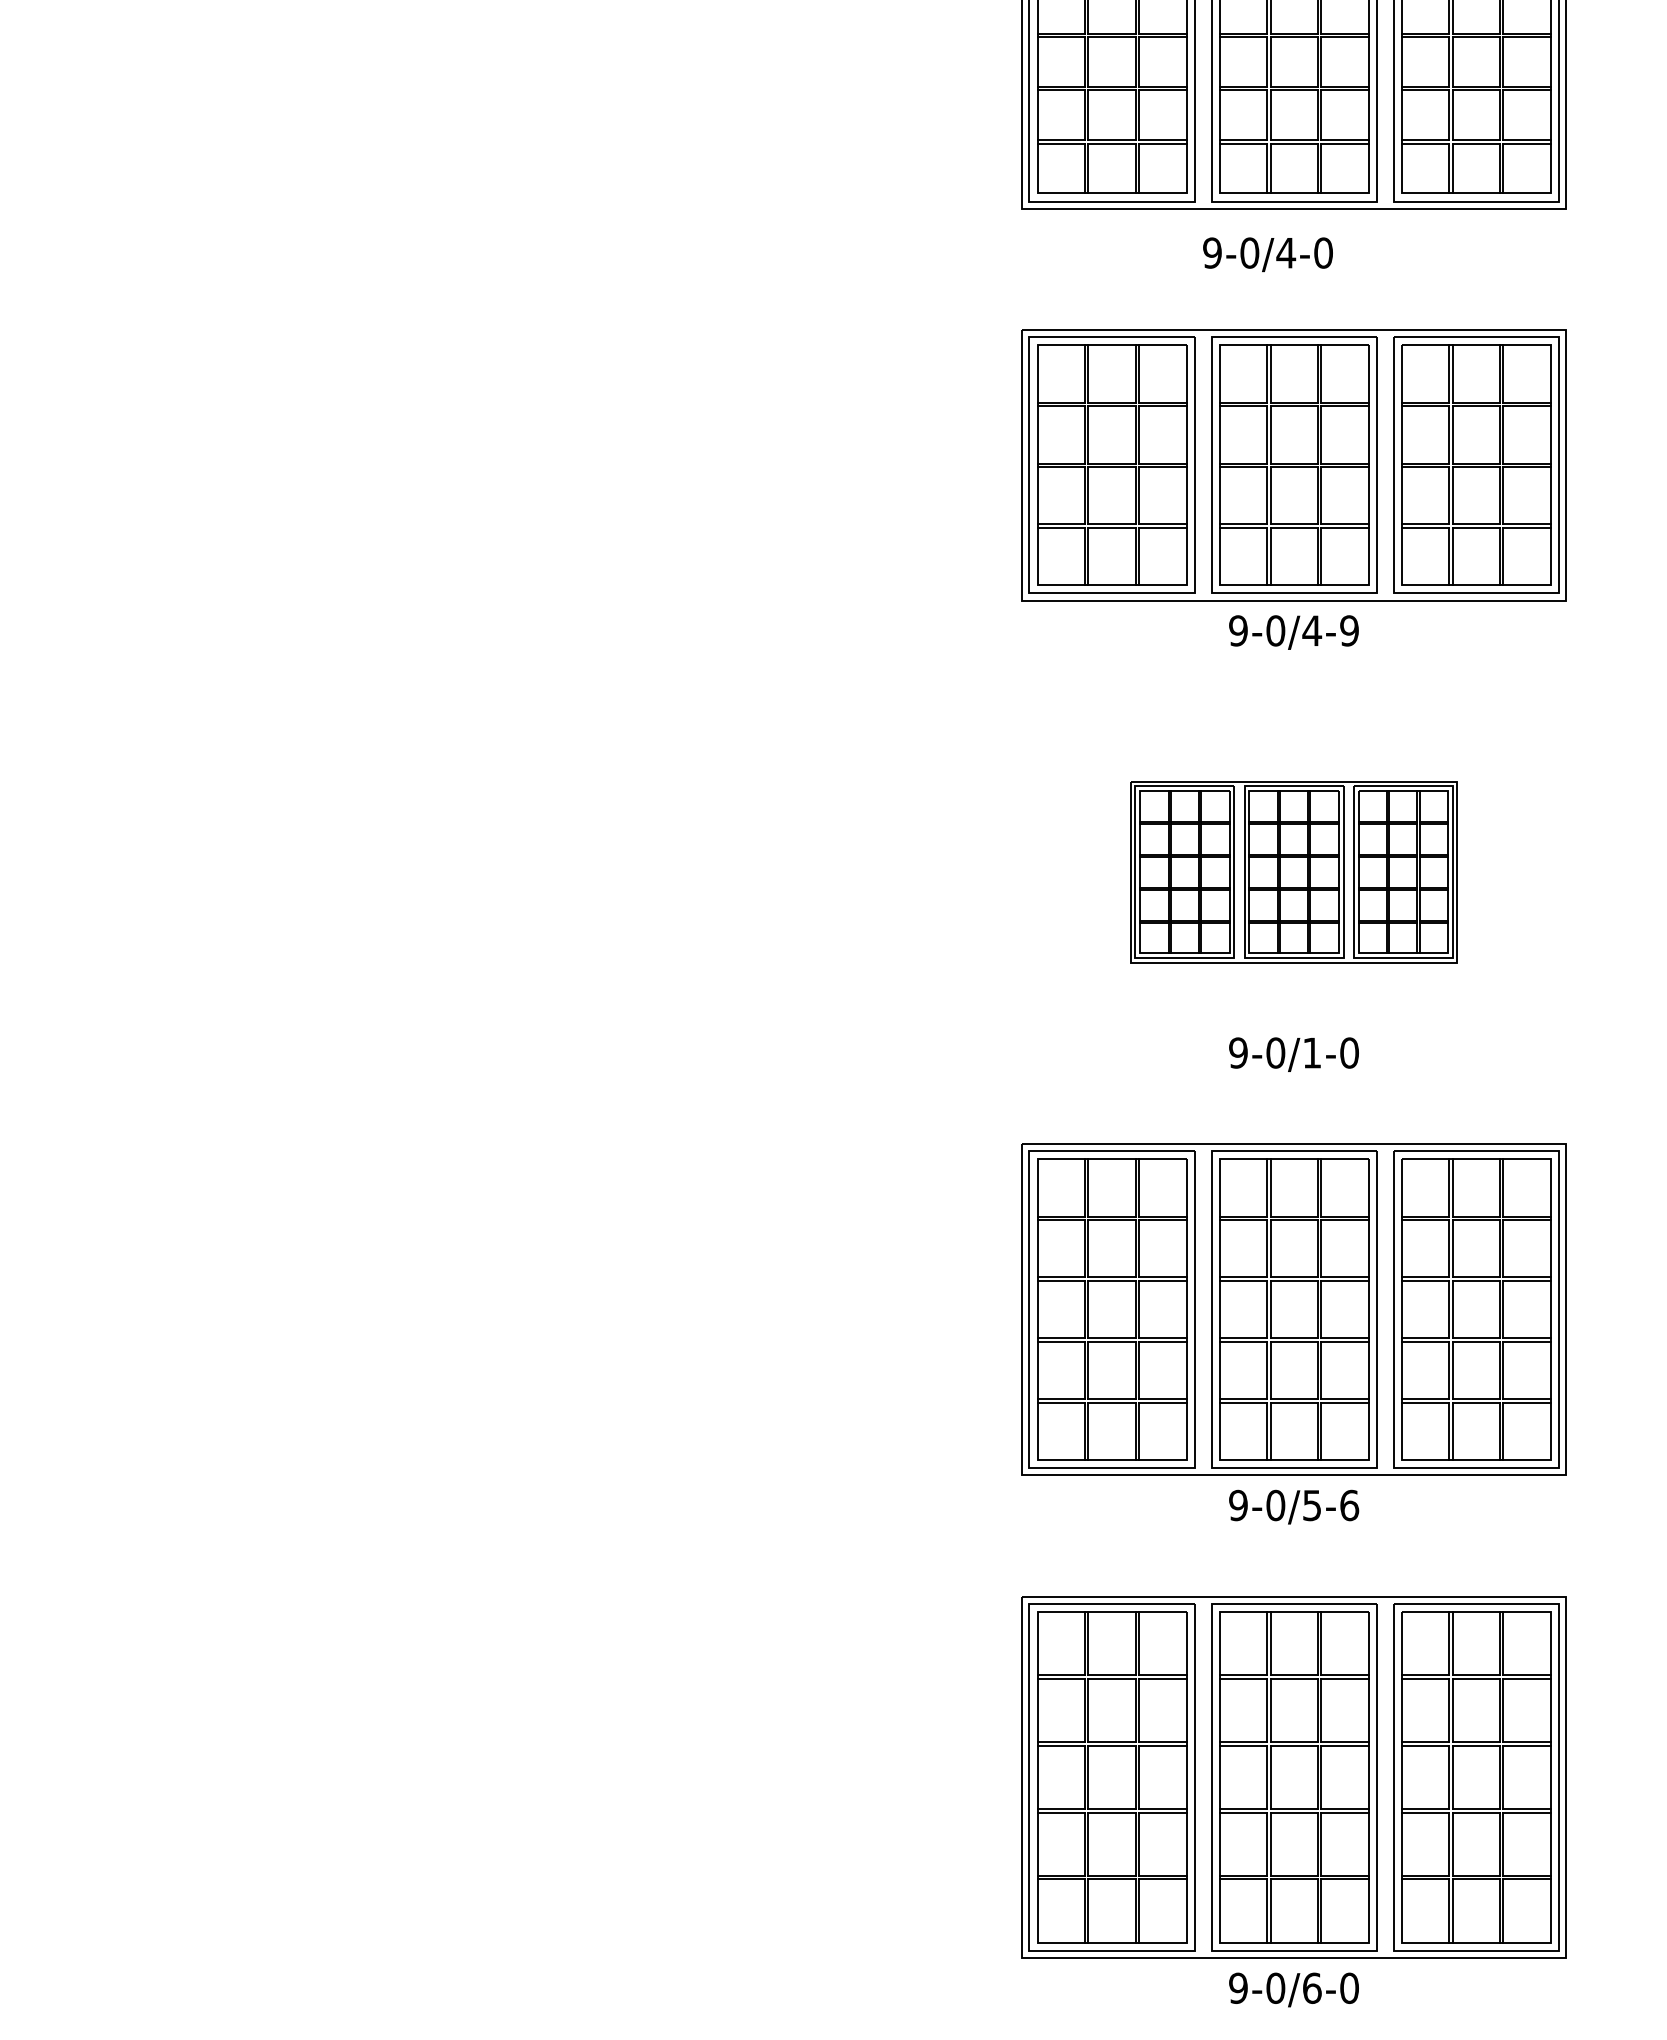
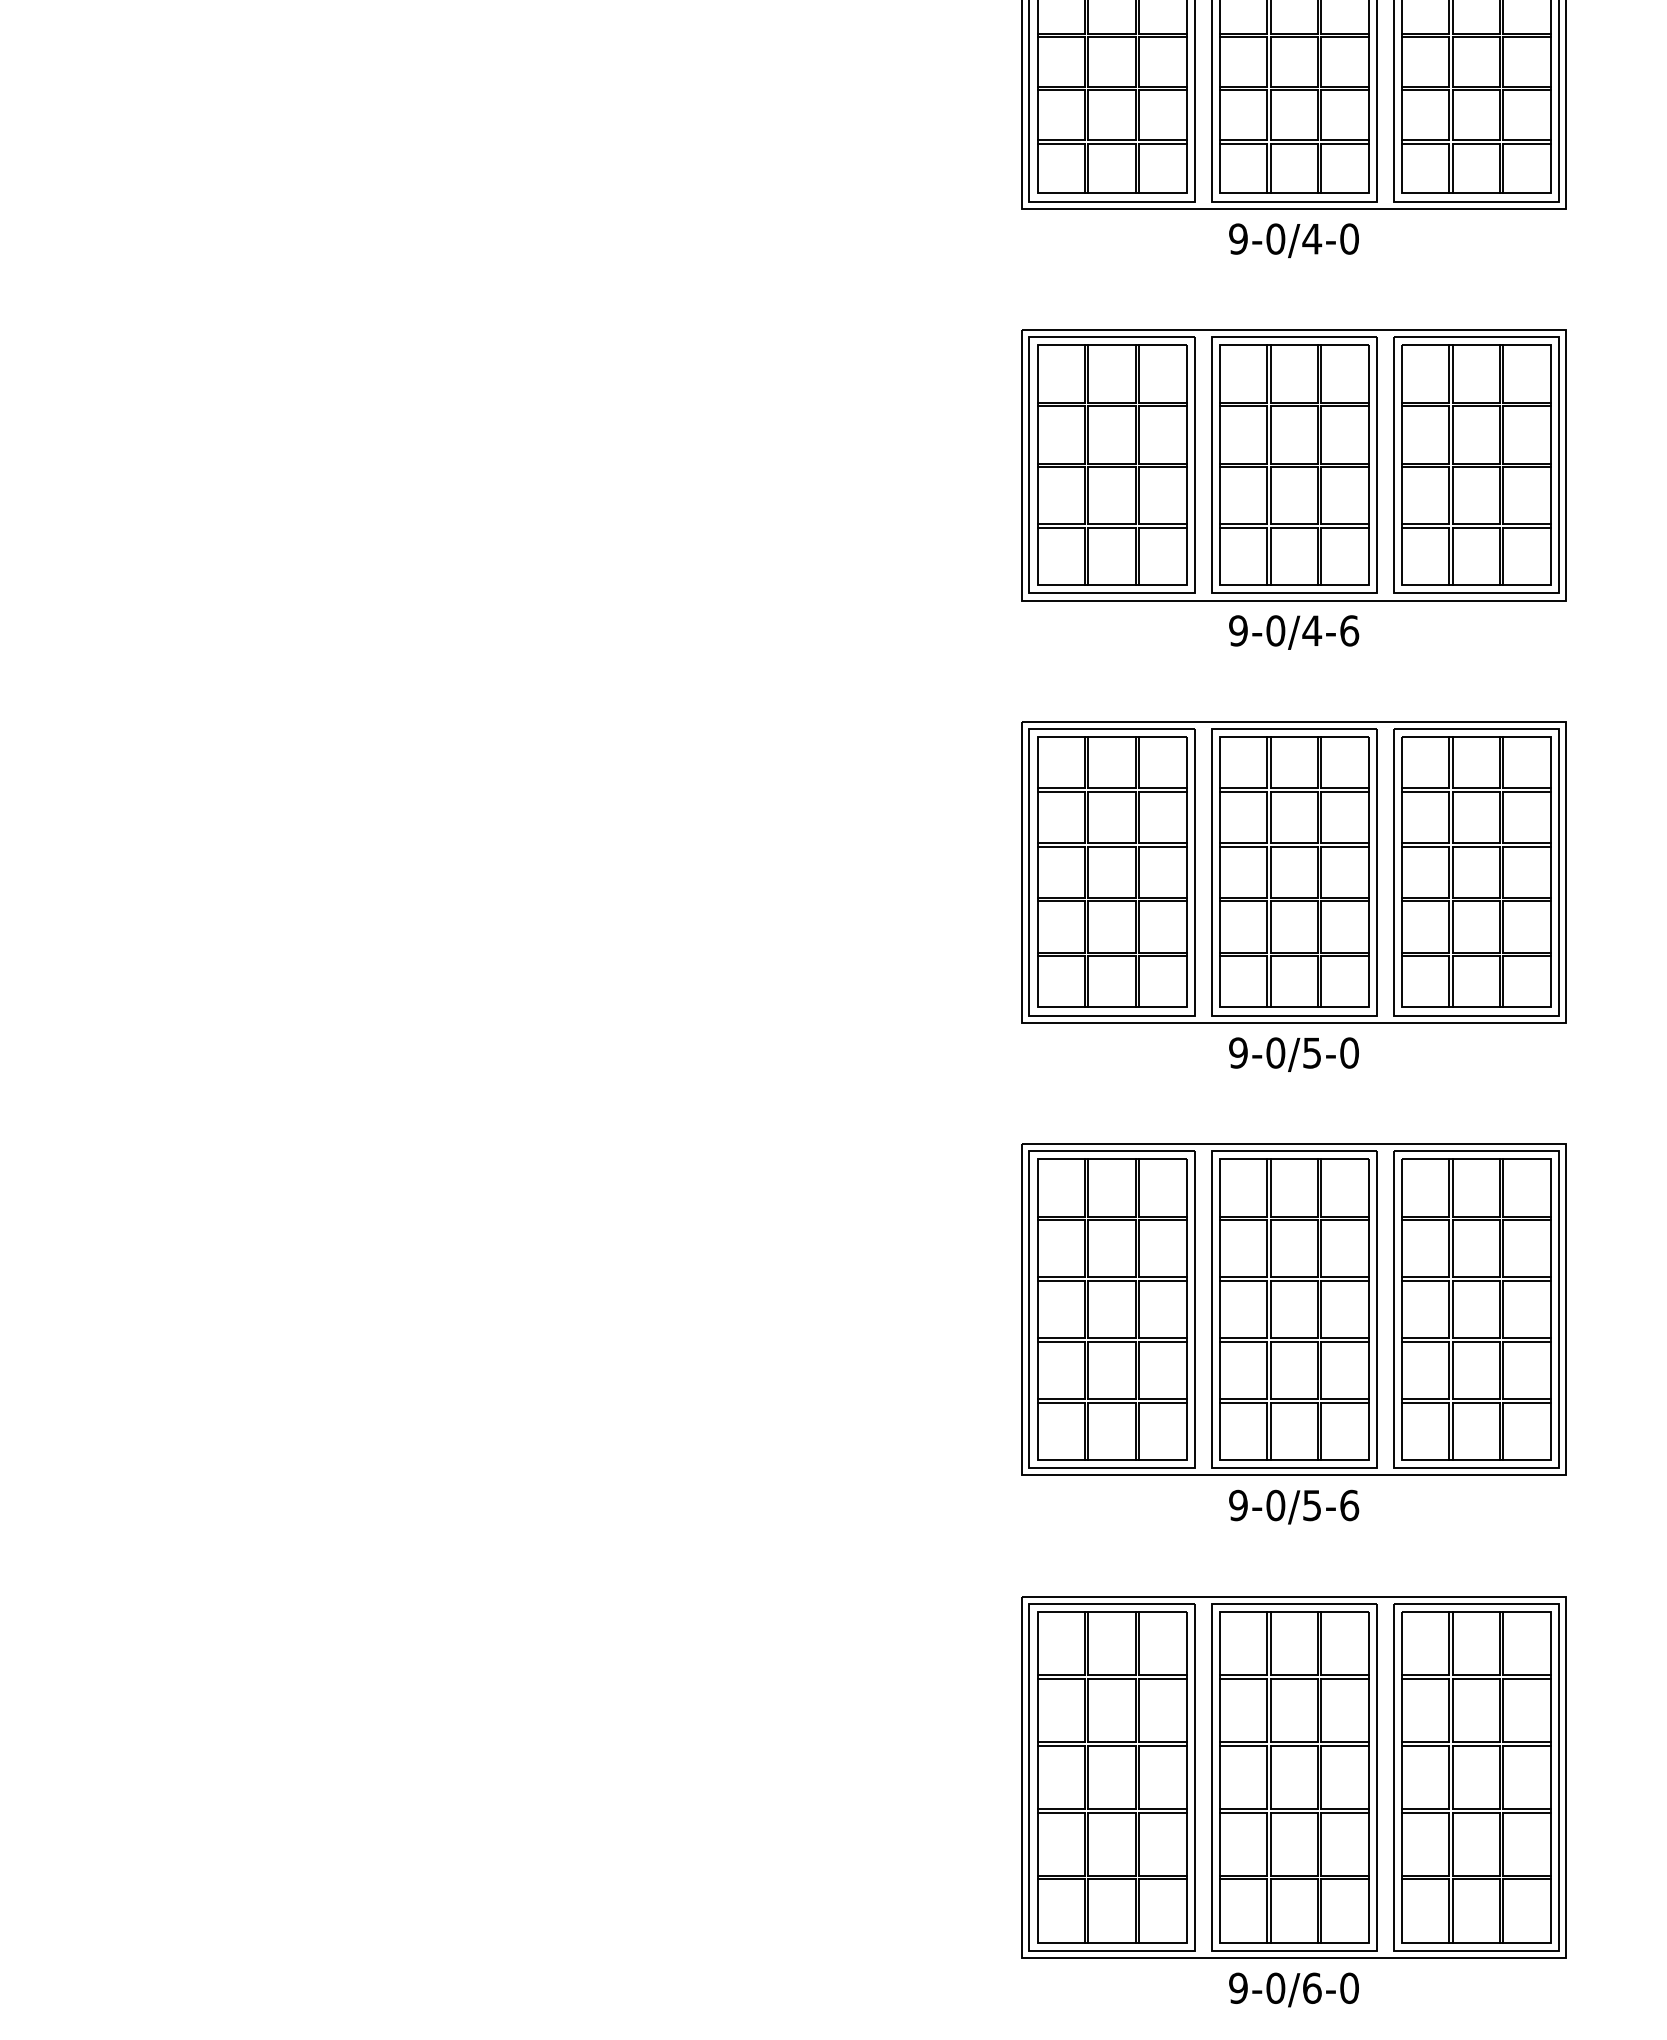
text position: (1267, 254) -> (1293, 240) (1293, 240)
text: 9-0/4-9 -> 9-0/4-6 (1349, 630)
part size: 328x183 px -> 546x303 px (1293, 872)
text: 9-0/1-0 -> 9-0/5-0 (1311, 1052)
